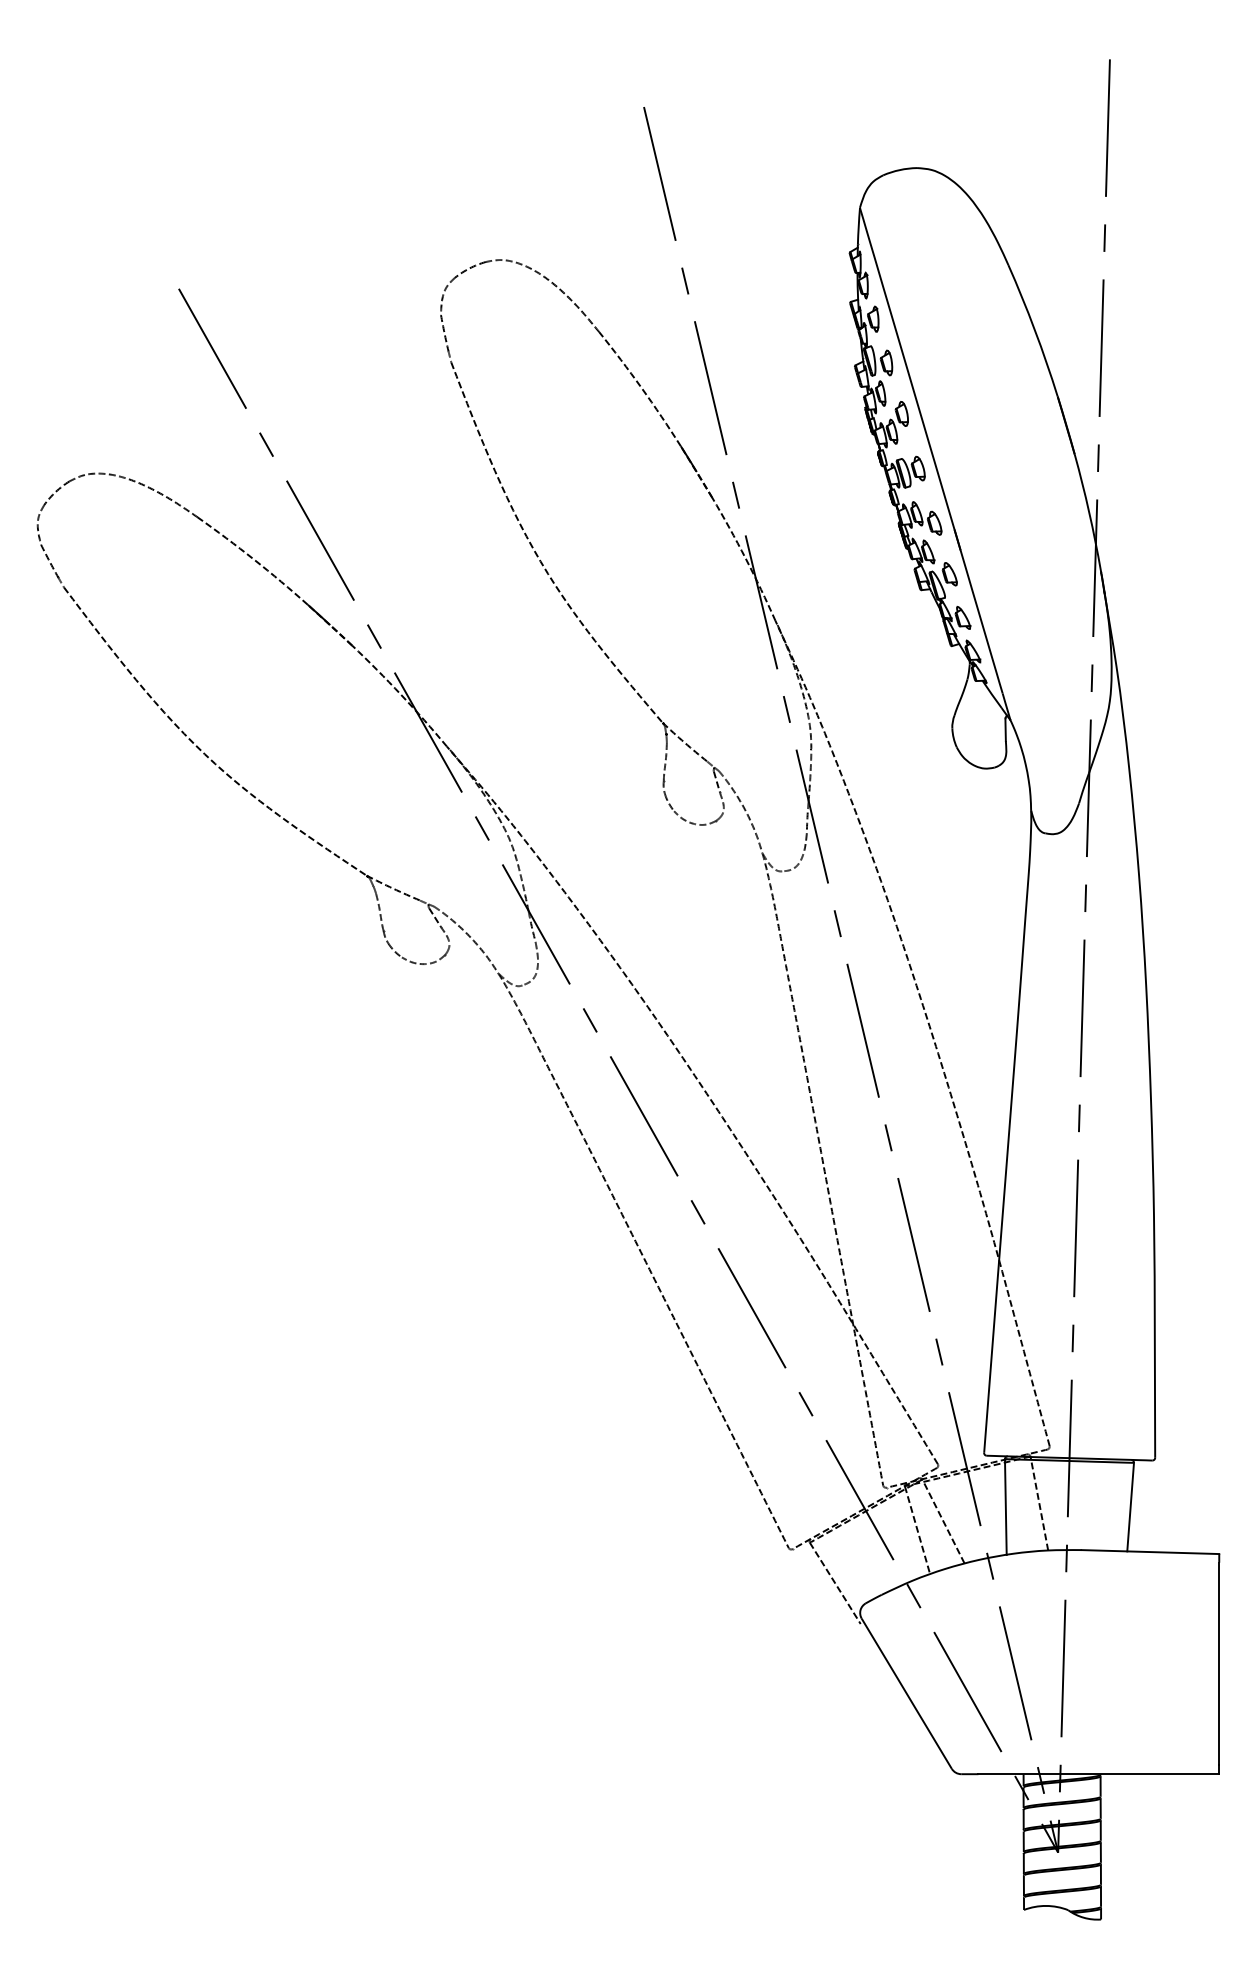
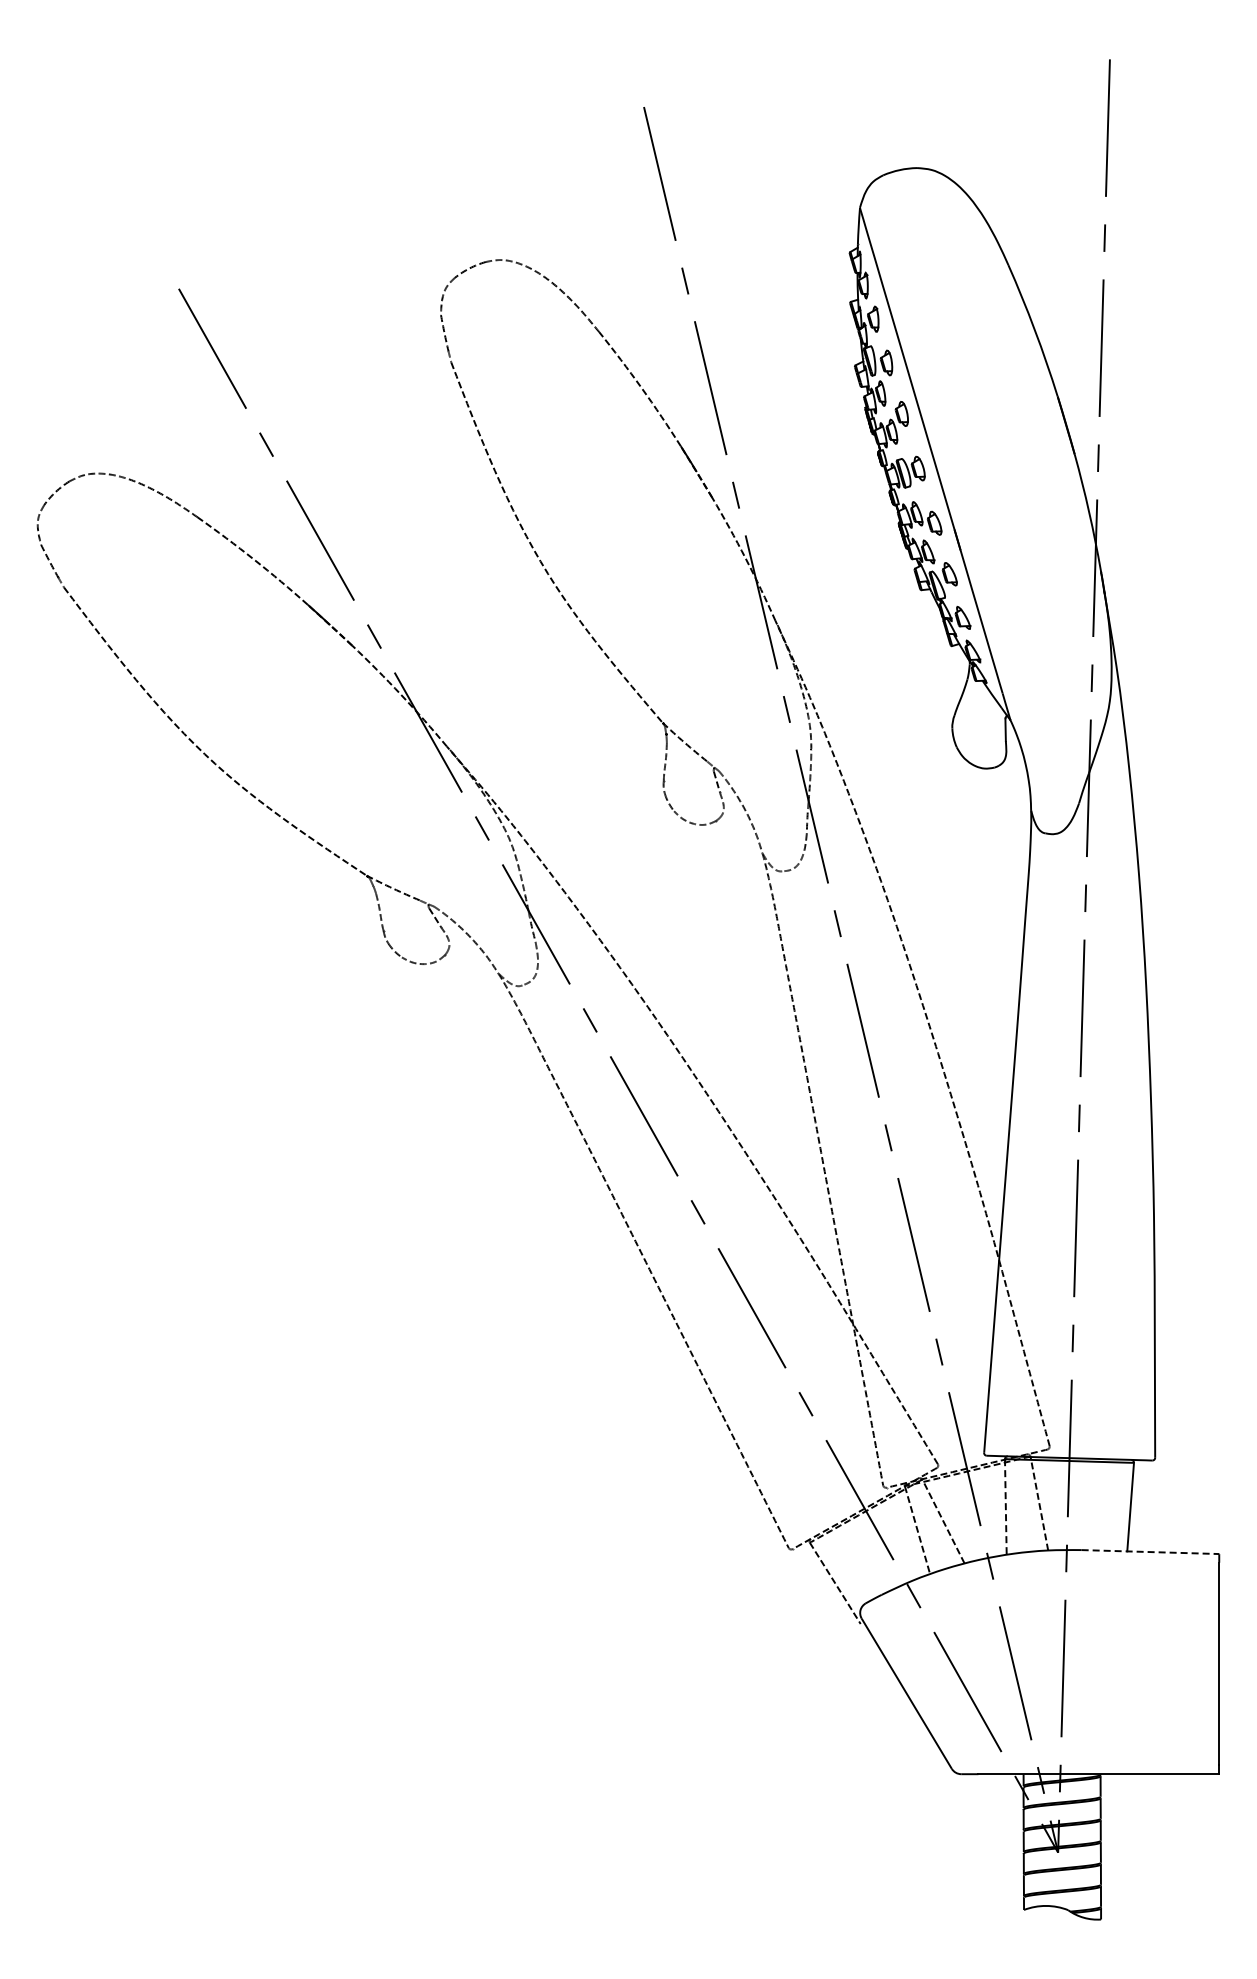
line: solid -> dashed (1005, 1507)
line: solid -> dashed (1150, 1552)
